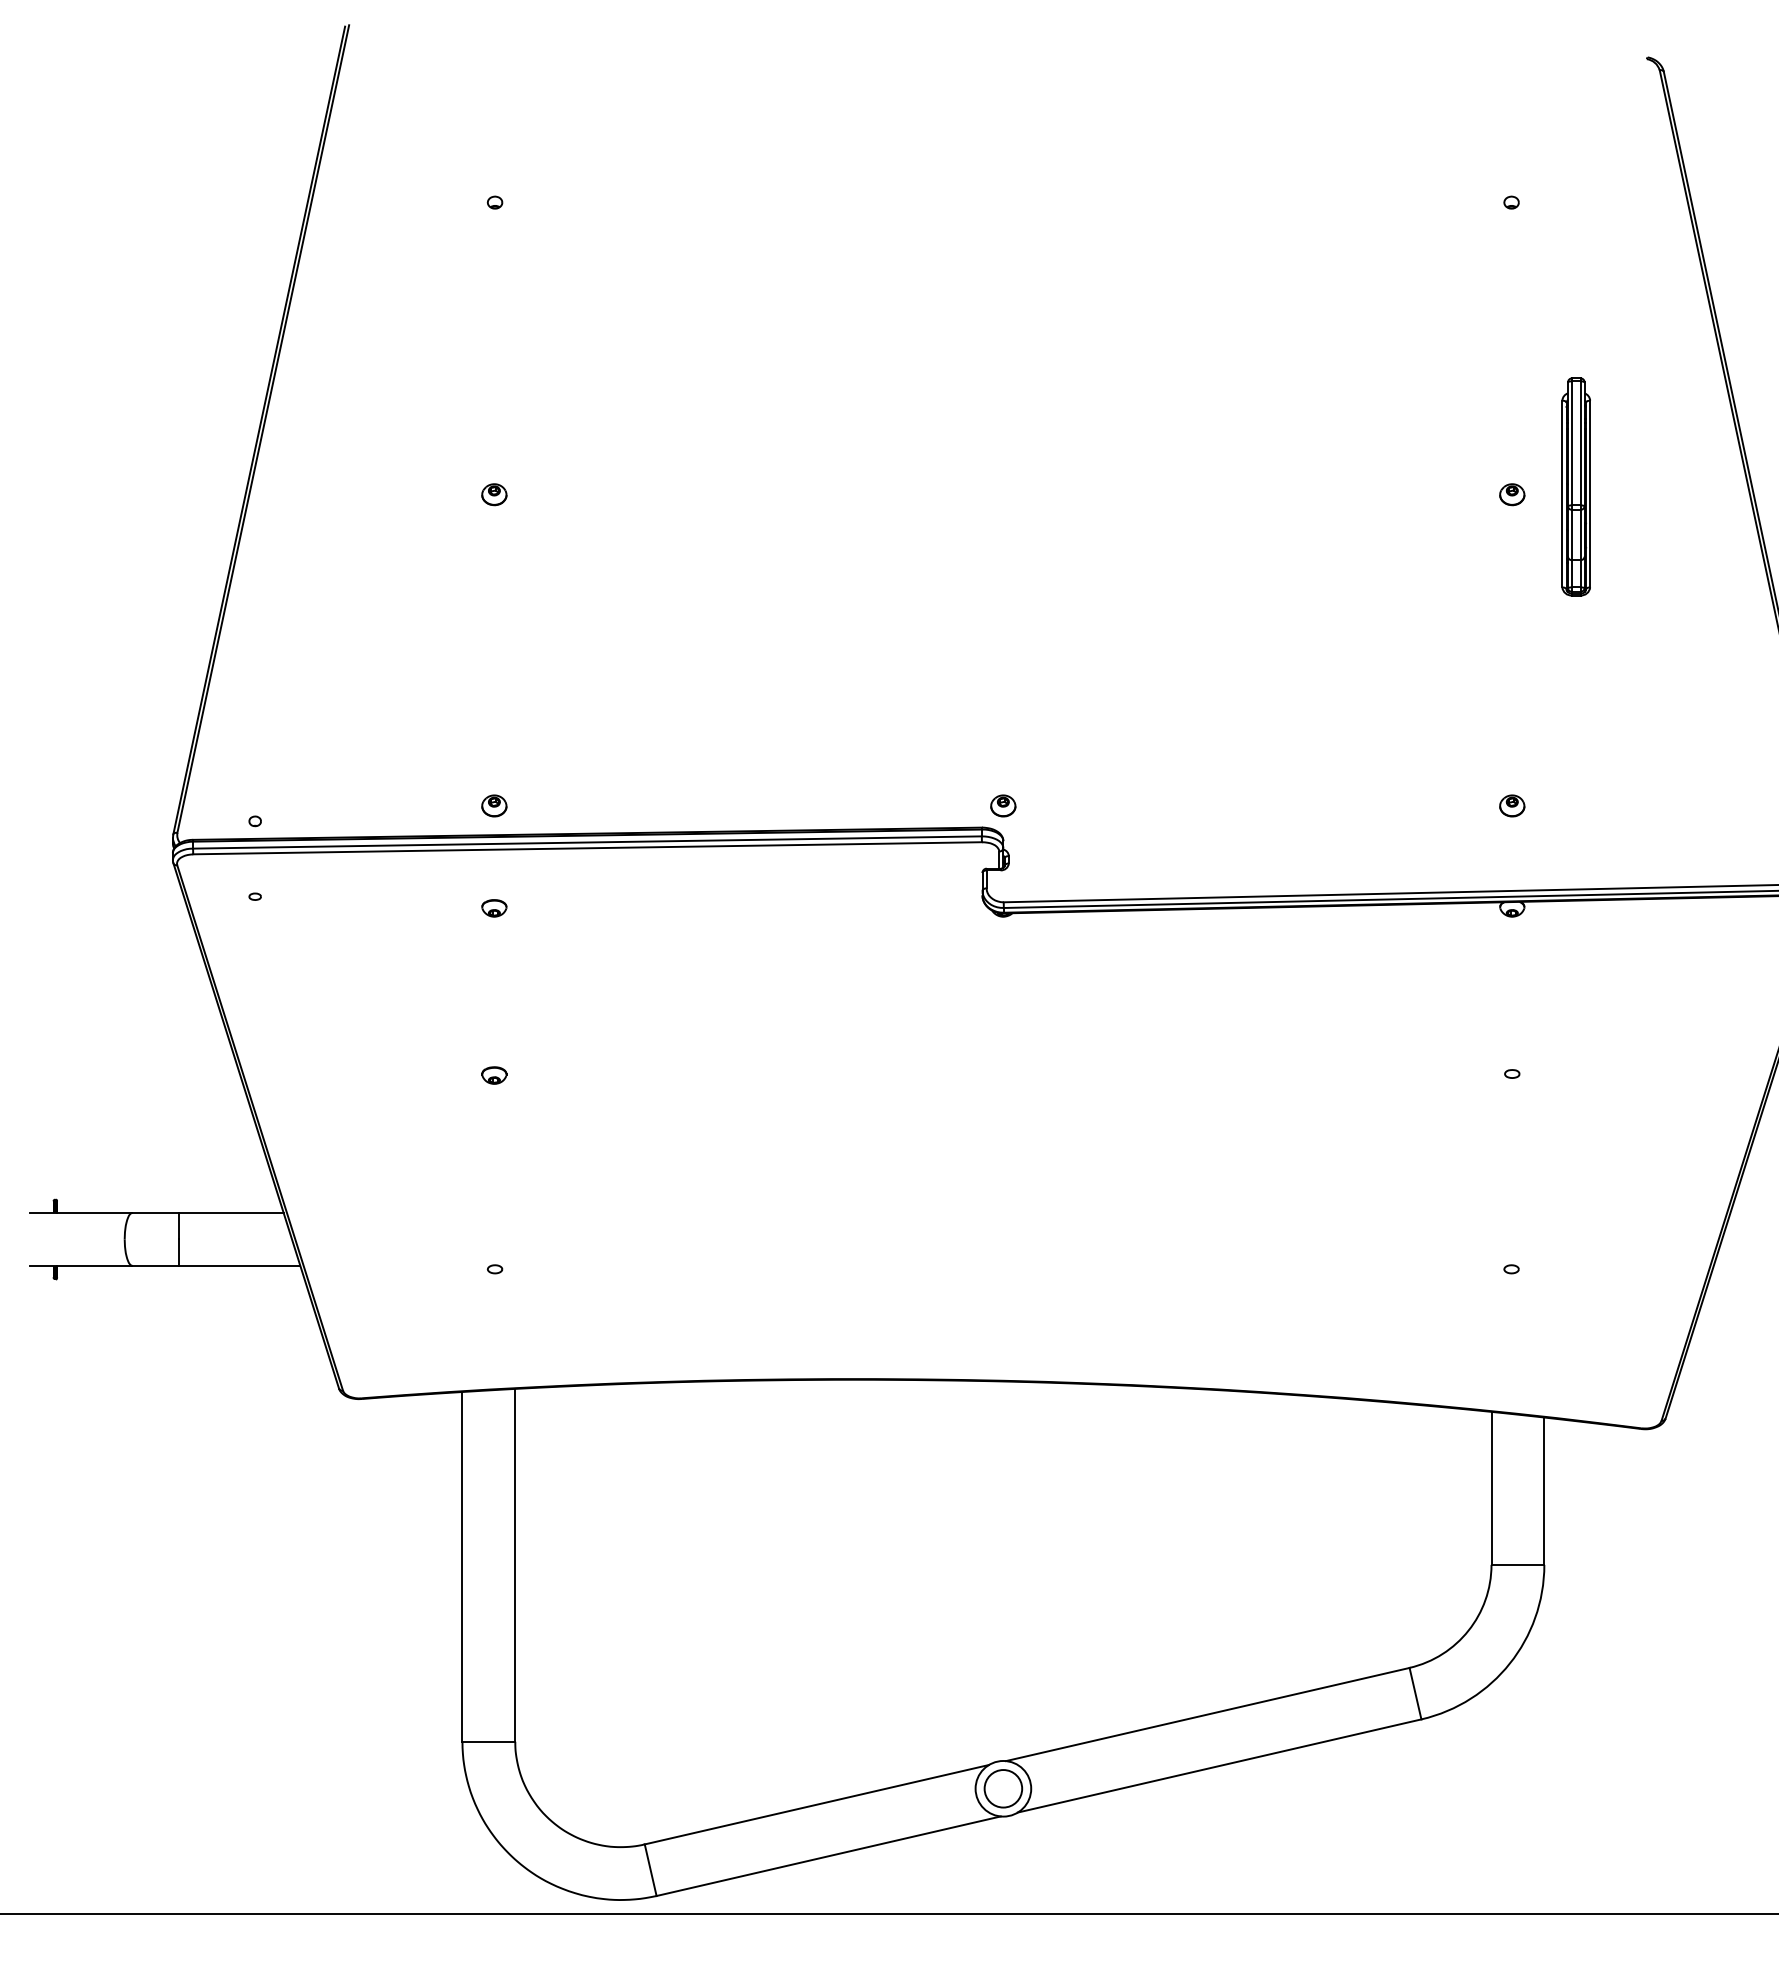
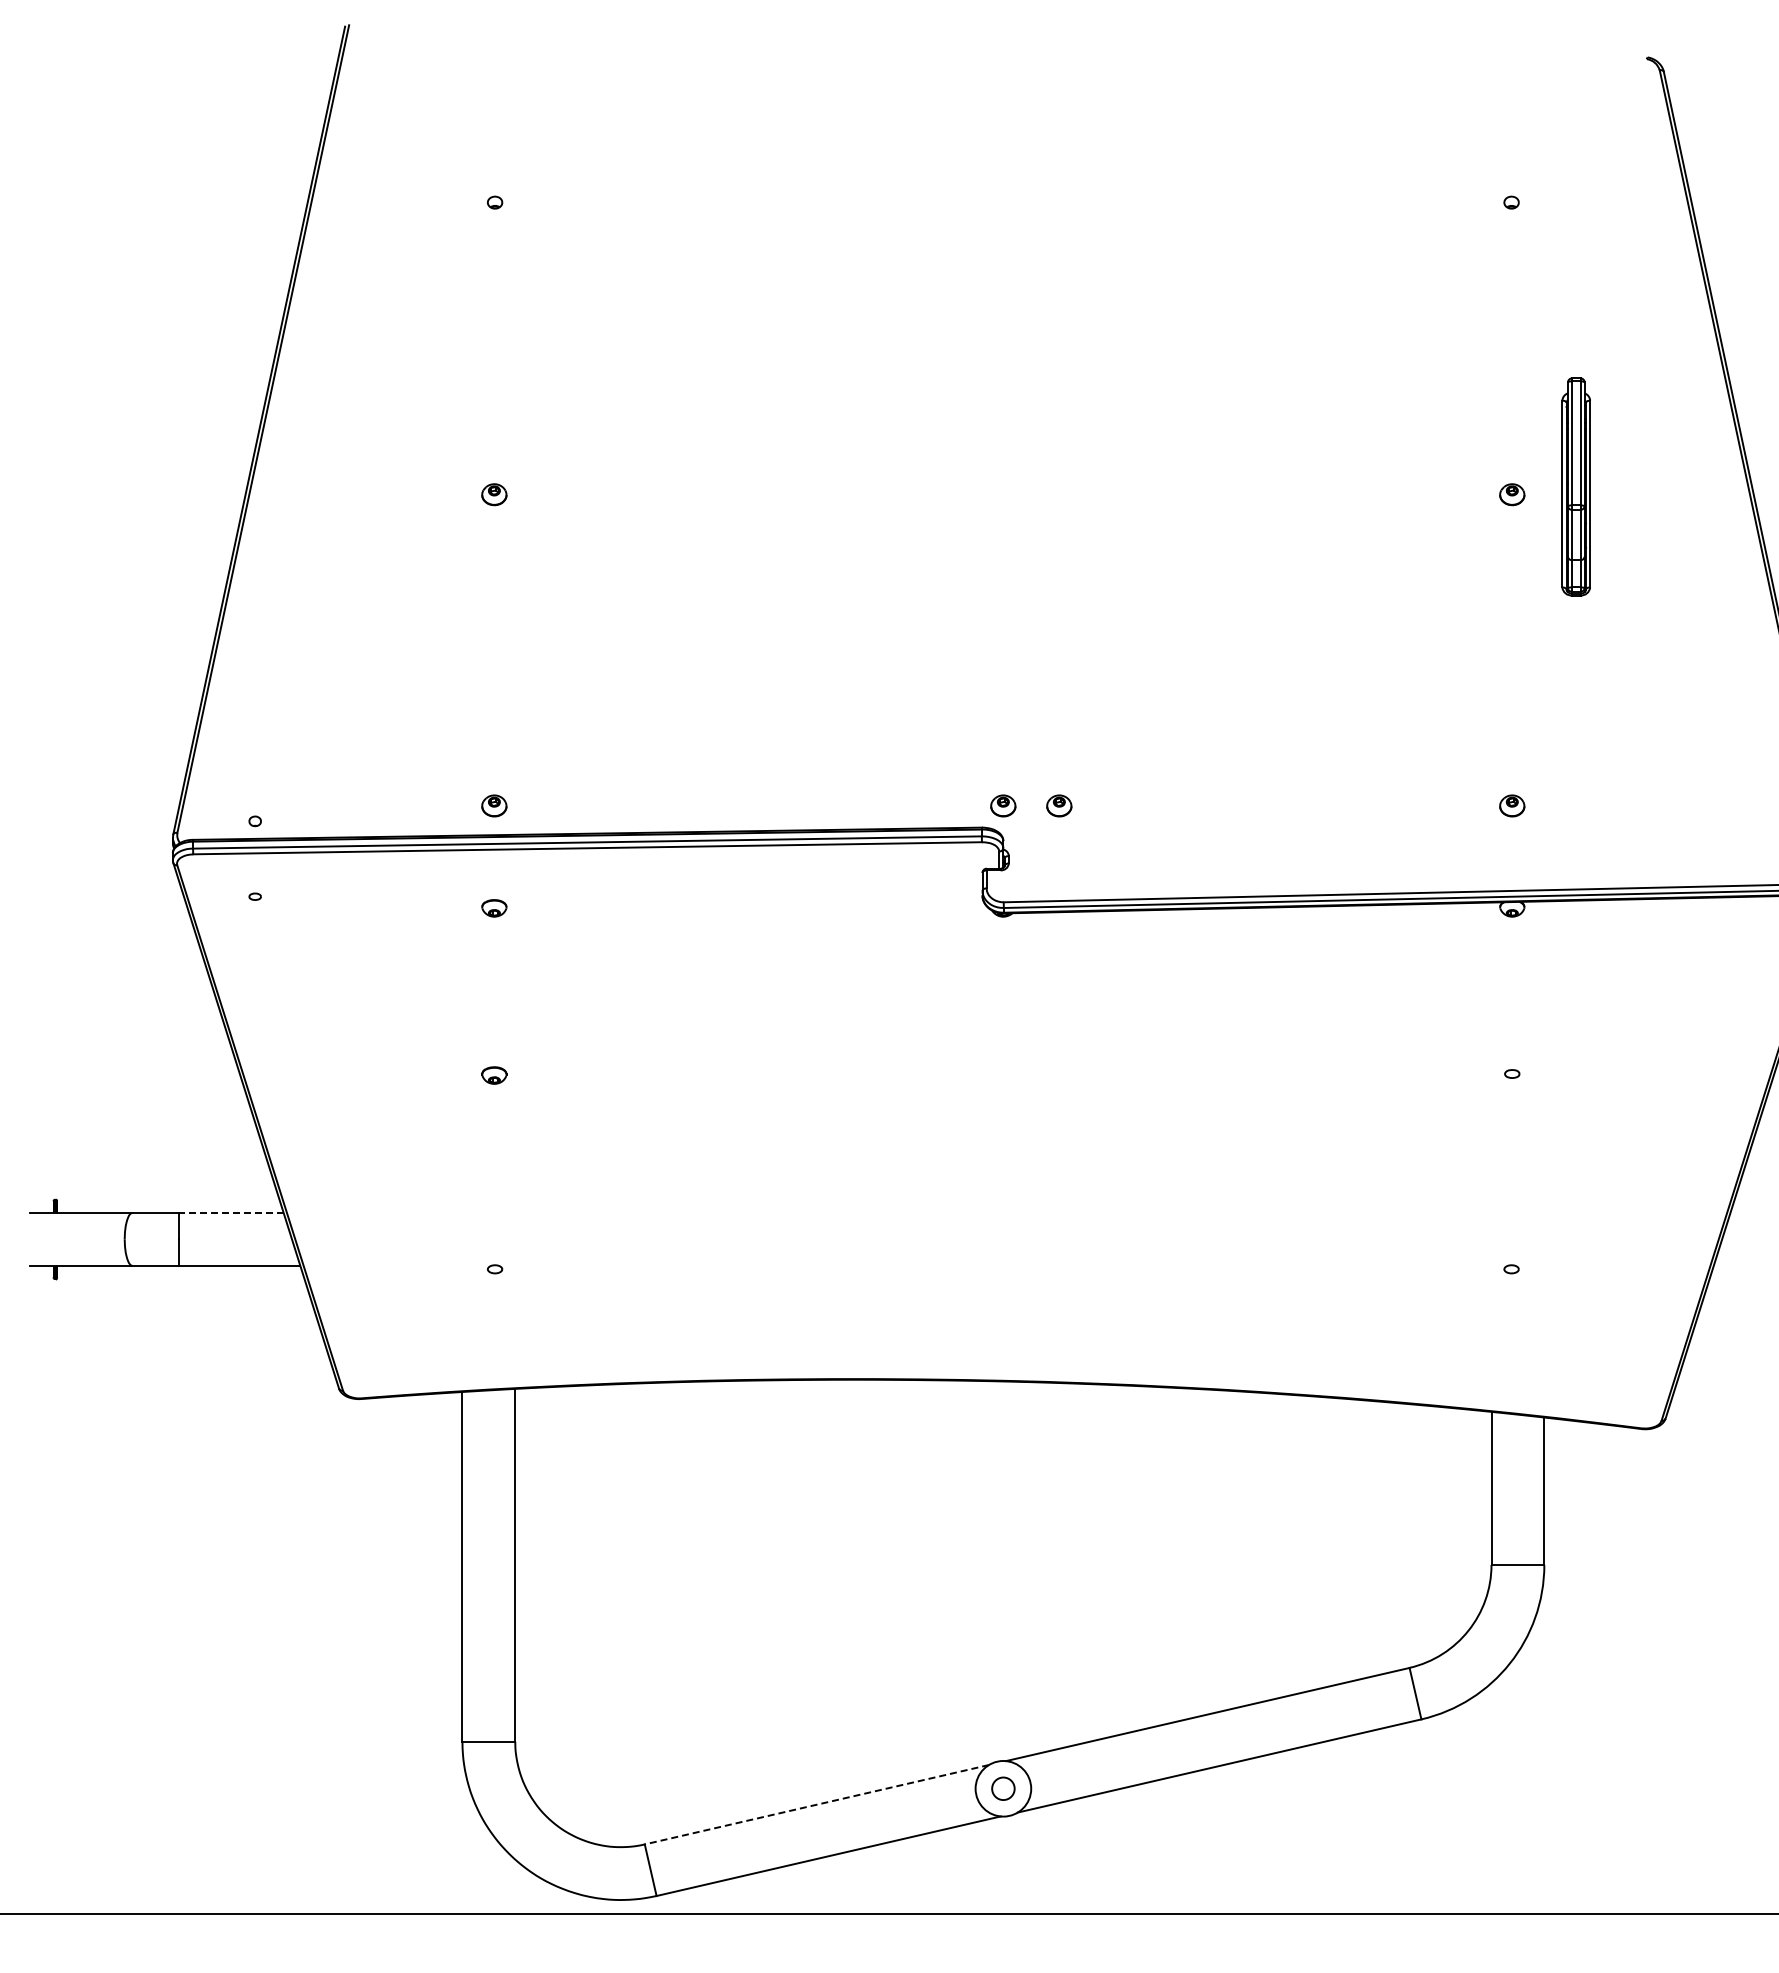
part: none -> present (1059, 805)
line: solid -> dashed (230, 1212)
circle diameter: 38 px -> 23 px (1003, 1788)
line: solid -> dashed (816, 1804)
